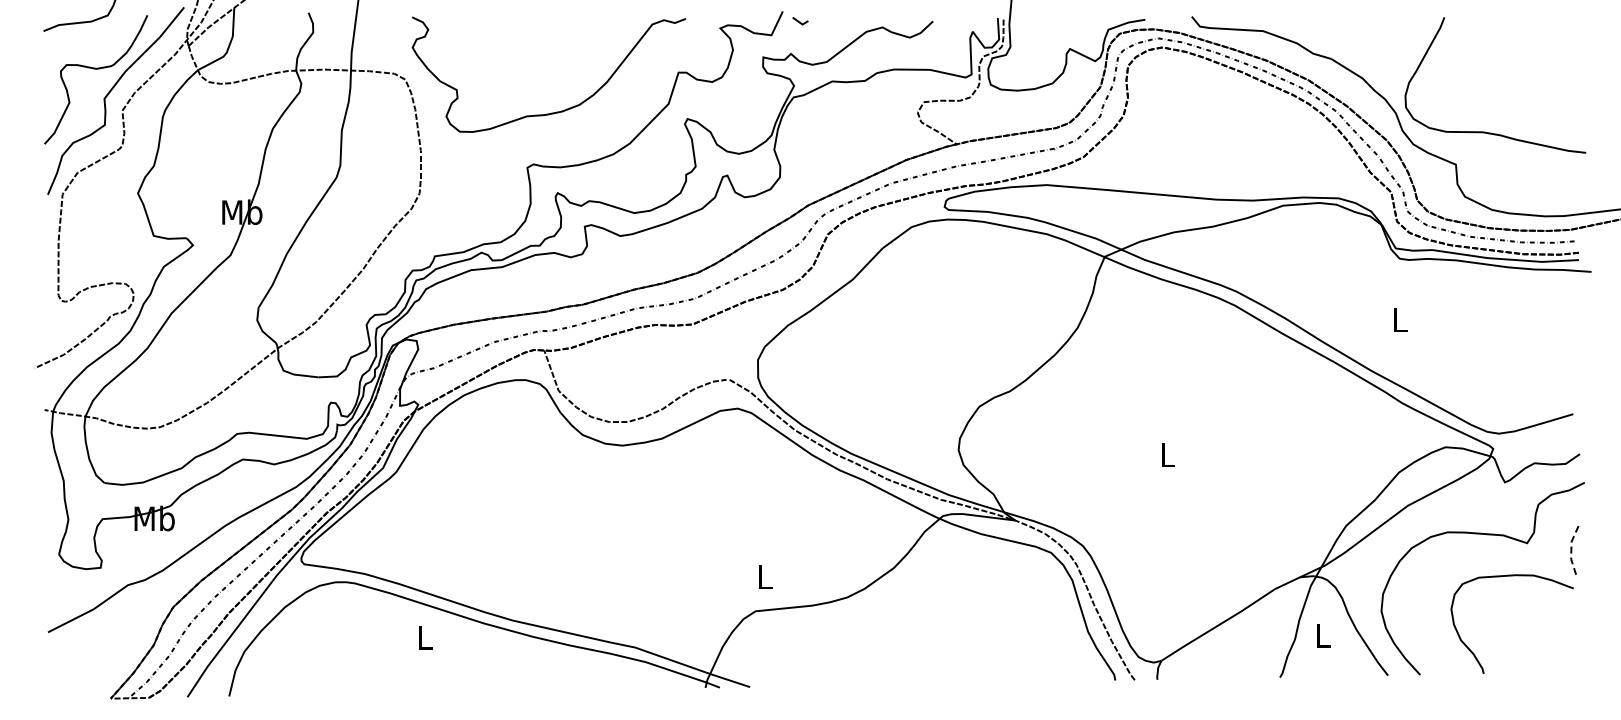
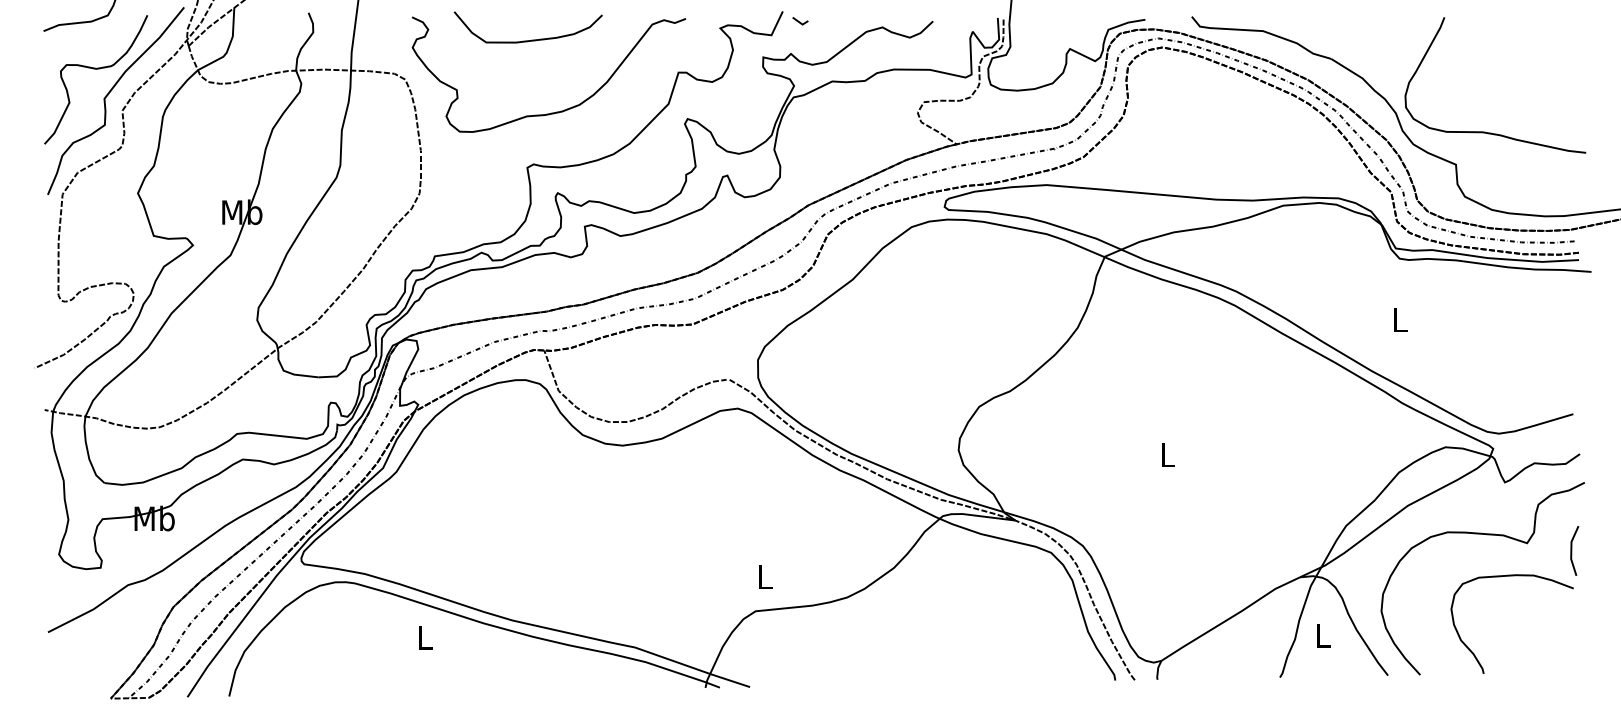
curve: none -> present (531, 39)
line: dashed -> solid (1571, 550)
